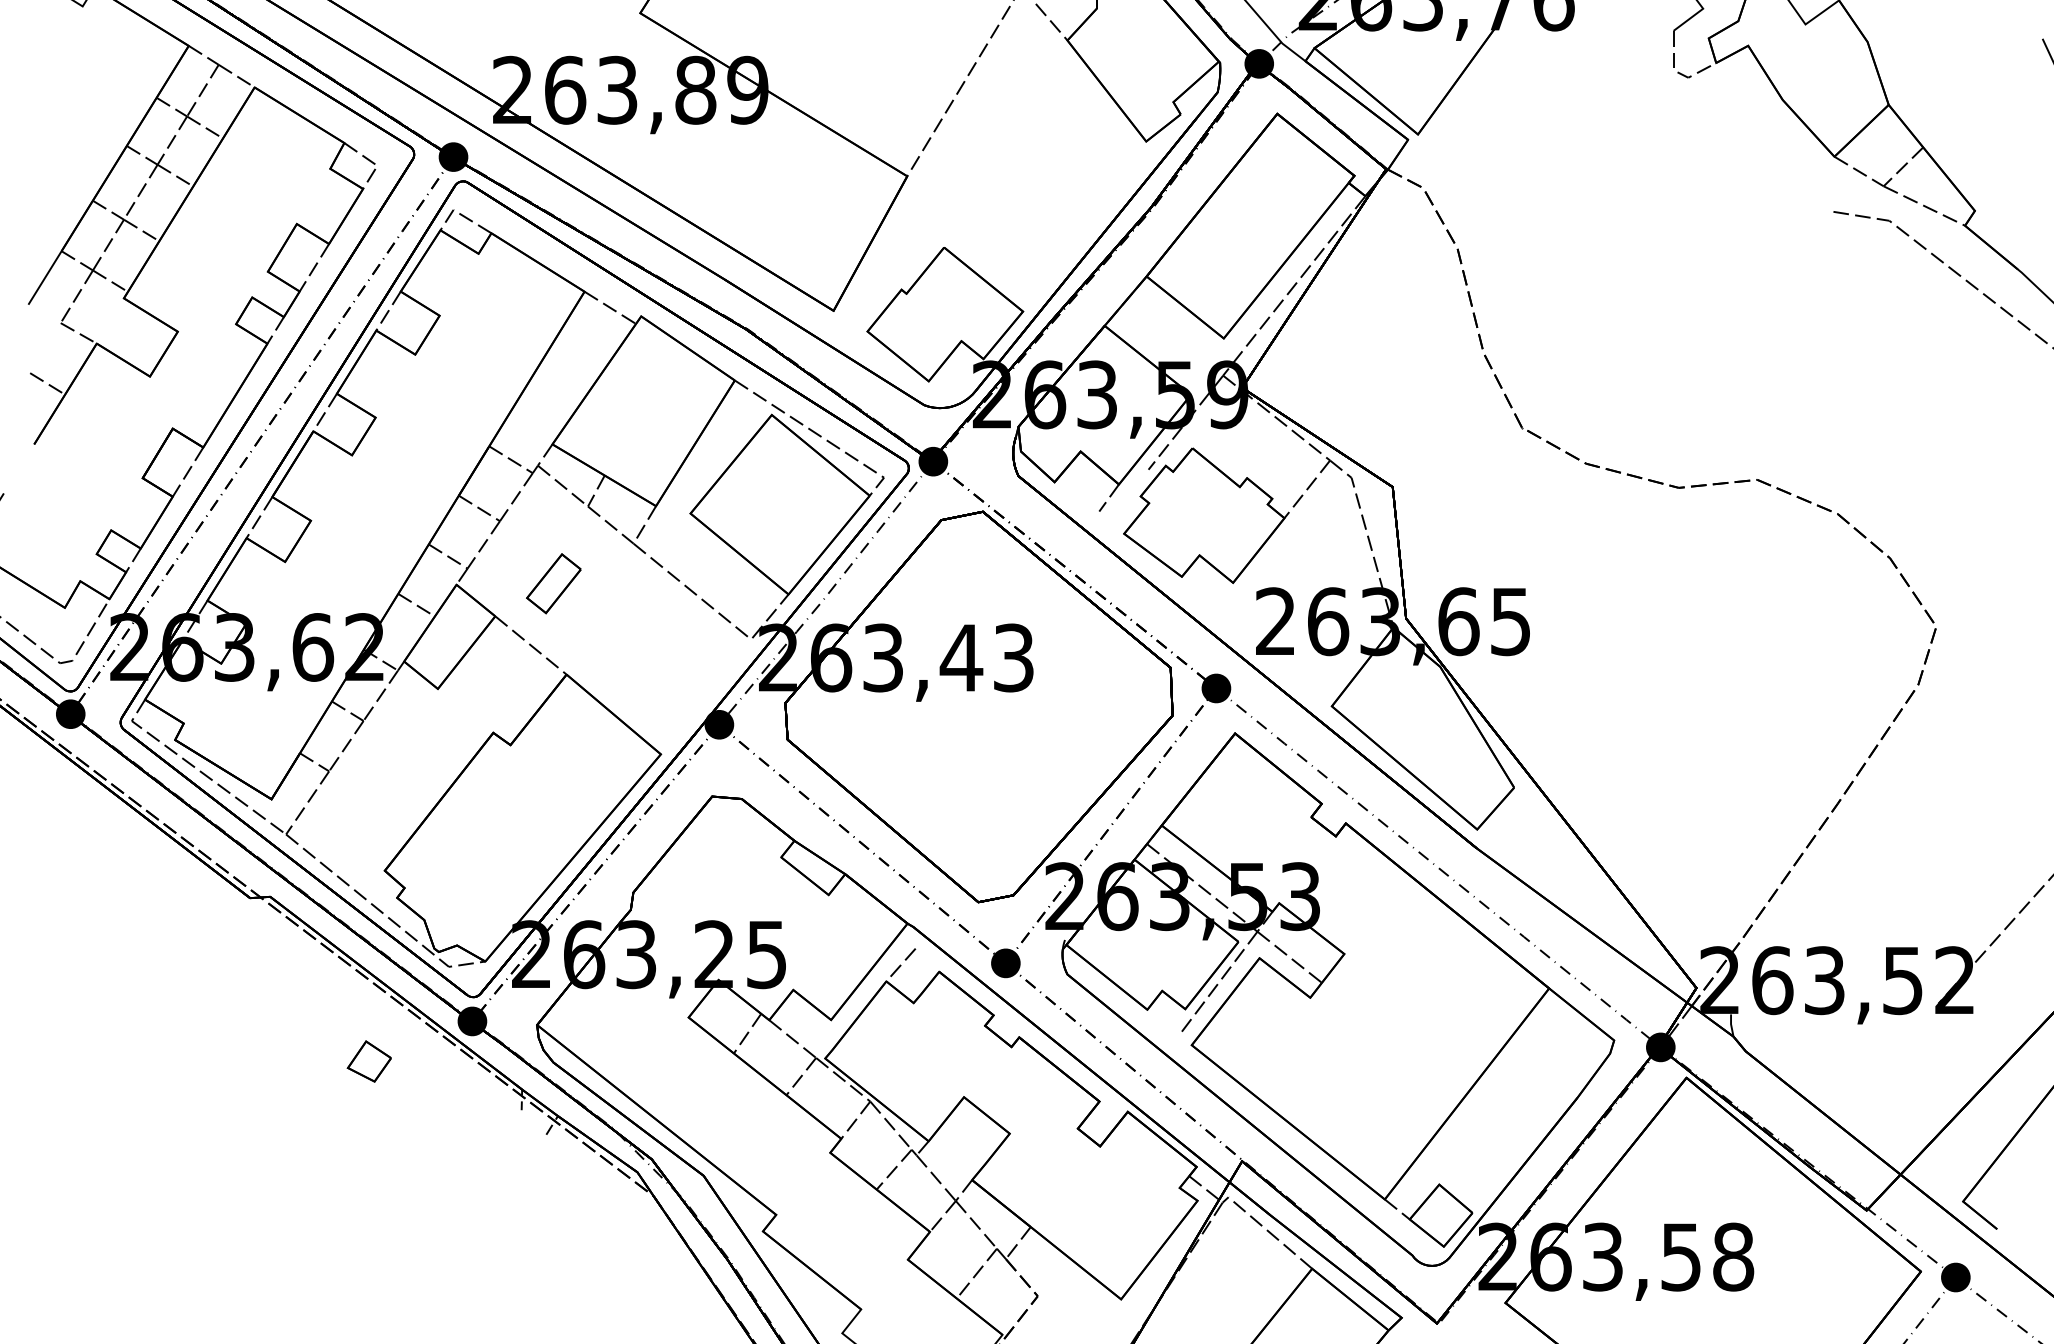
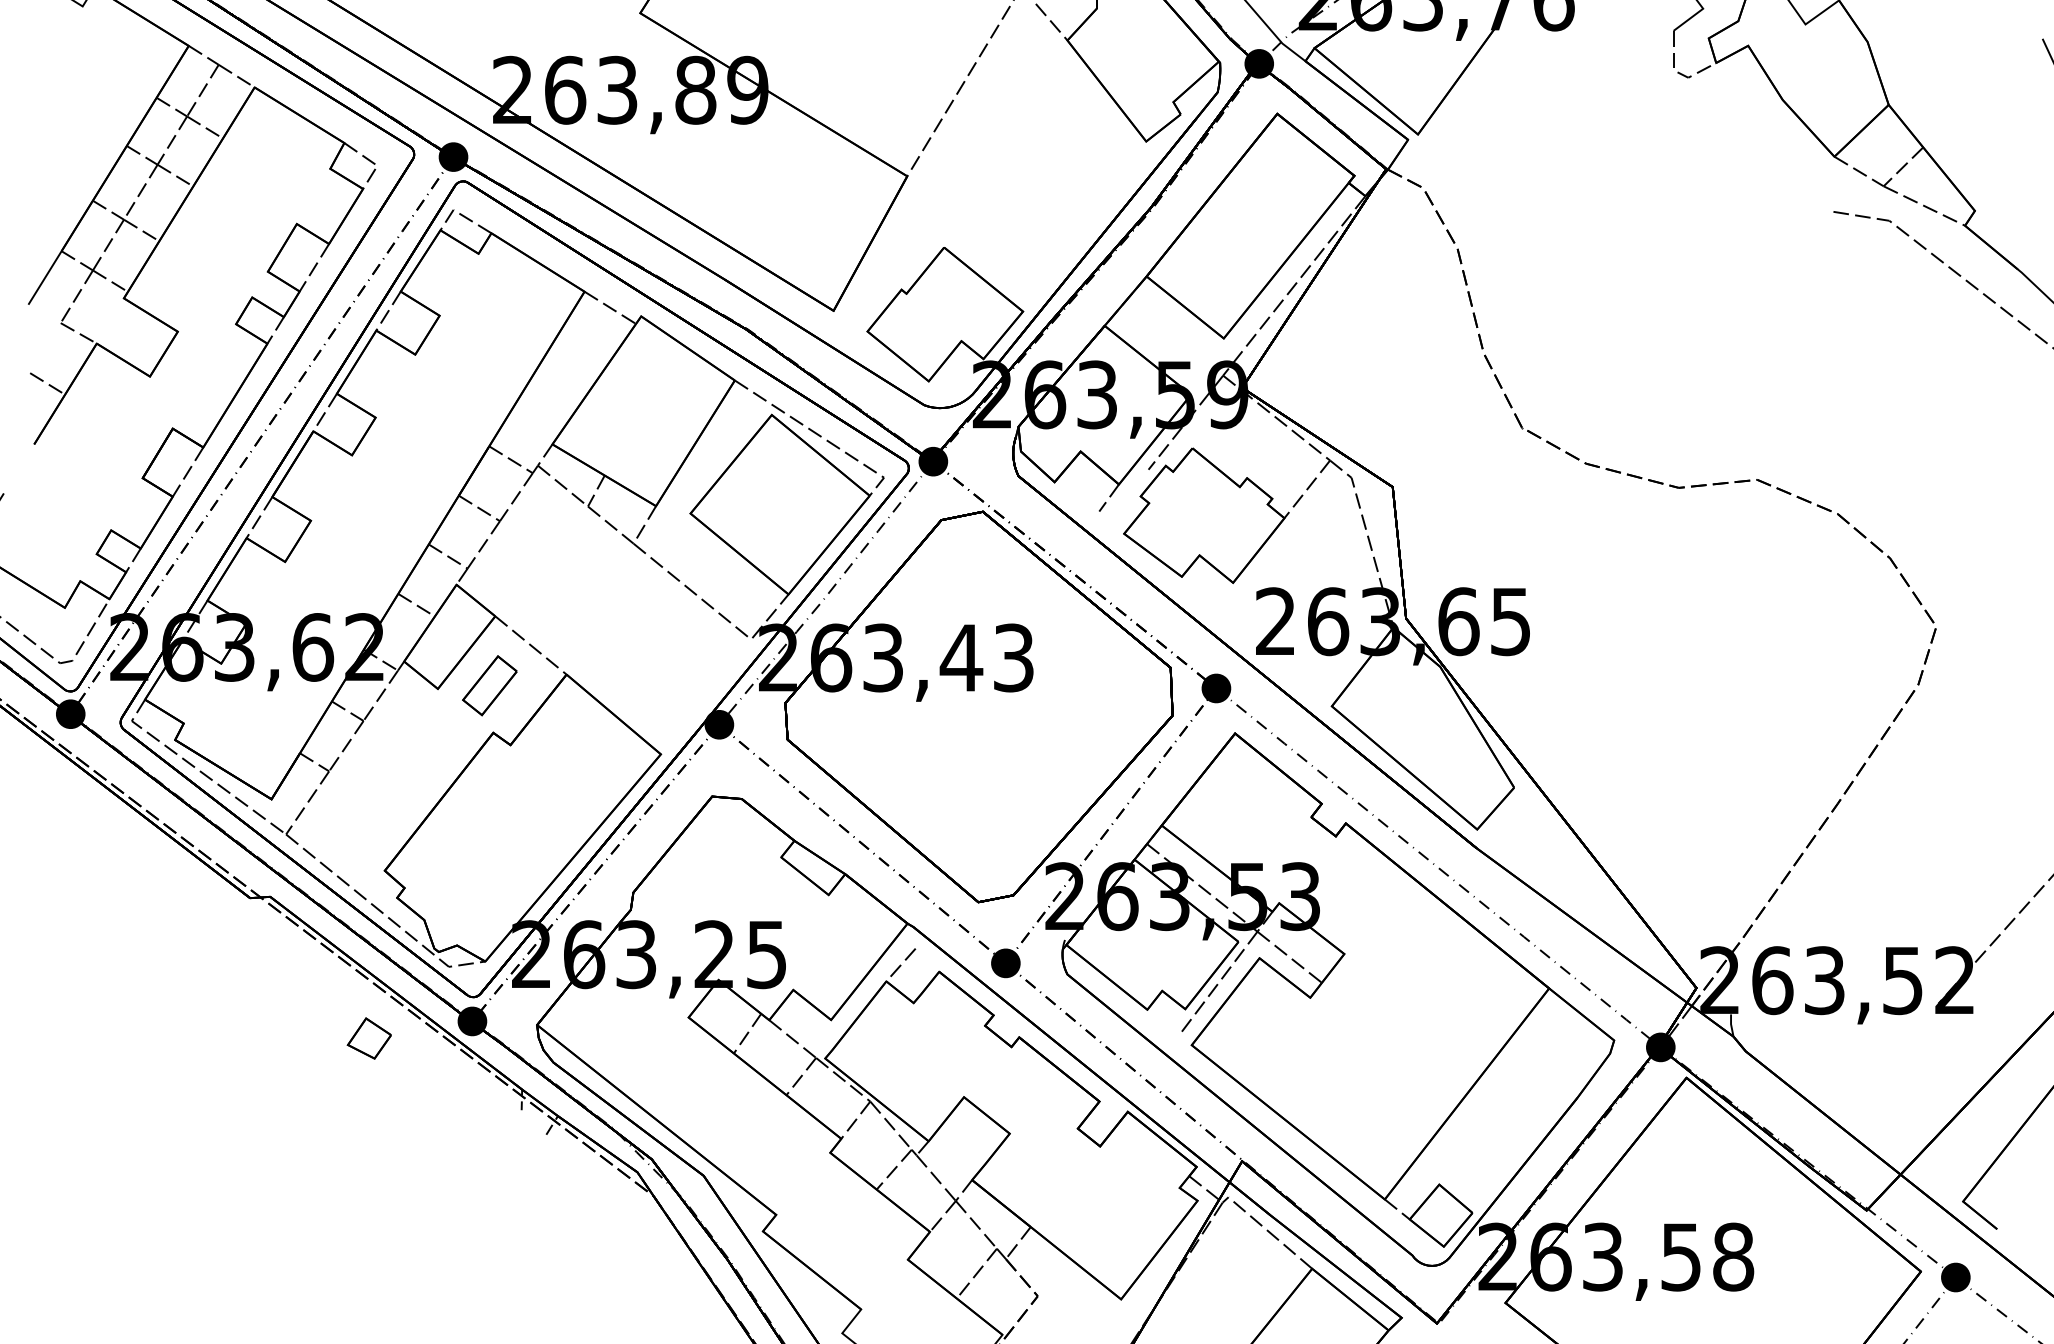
part position: (553, 583) -> (489, 685) (489, 685)
part position: (368, 1061) -> (368, 1038) (368, 1038)
